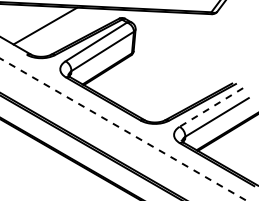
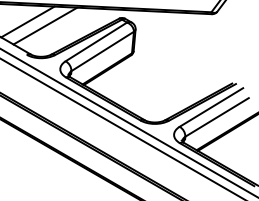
line: none -> present (28, 21)
line: dashed -> solid (211, 107)
line: none -> present (128, 123)
line: dashed -> solid (123, 129)
